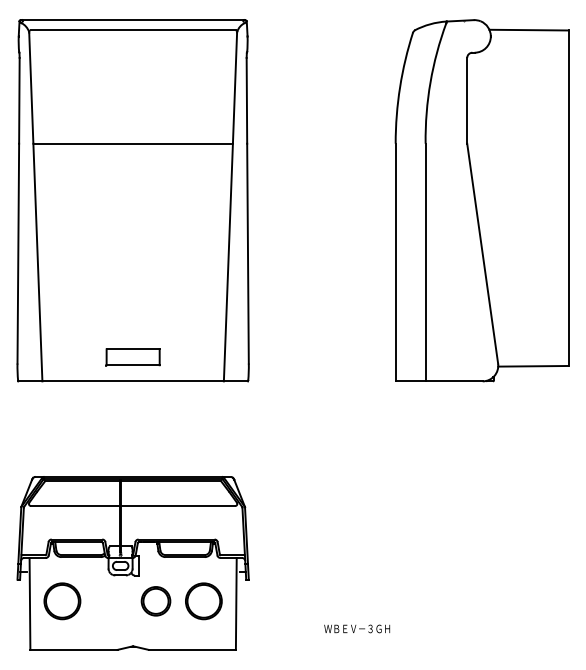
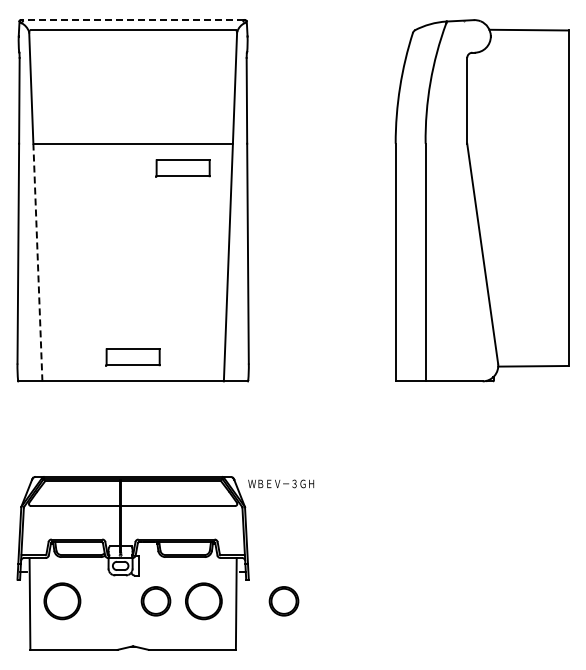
line: solid -> dashed (133, 20)
part: none -> present (182, 168)
line: solid -> dashed (37, 262)
part: none -> present (283, 601)
text position: (357, 628) -> (281, 483) (281, 483)
